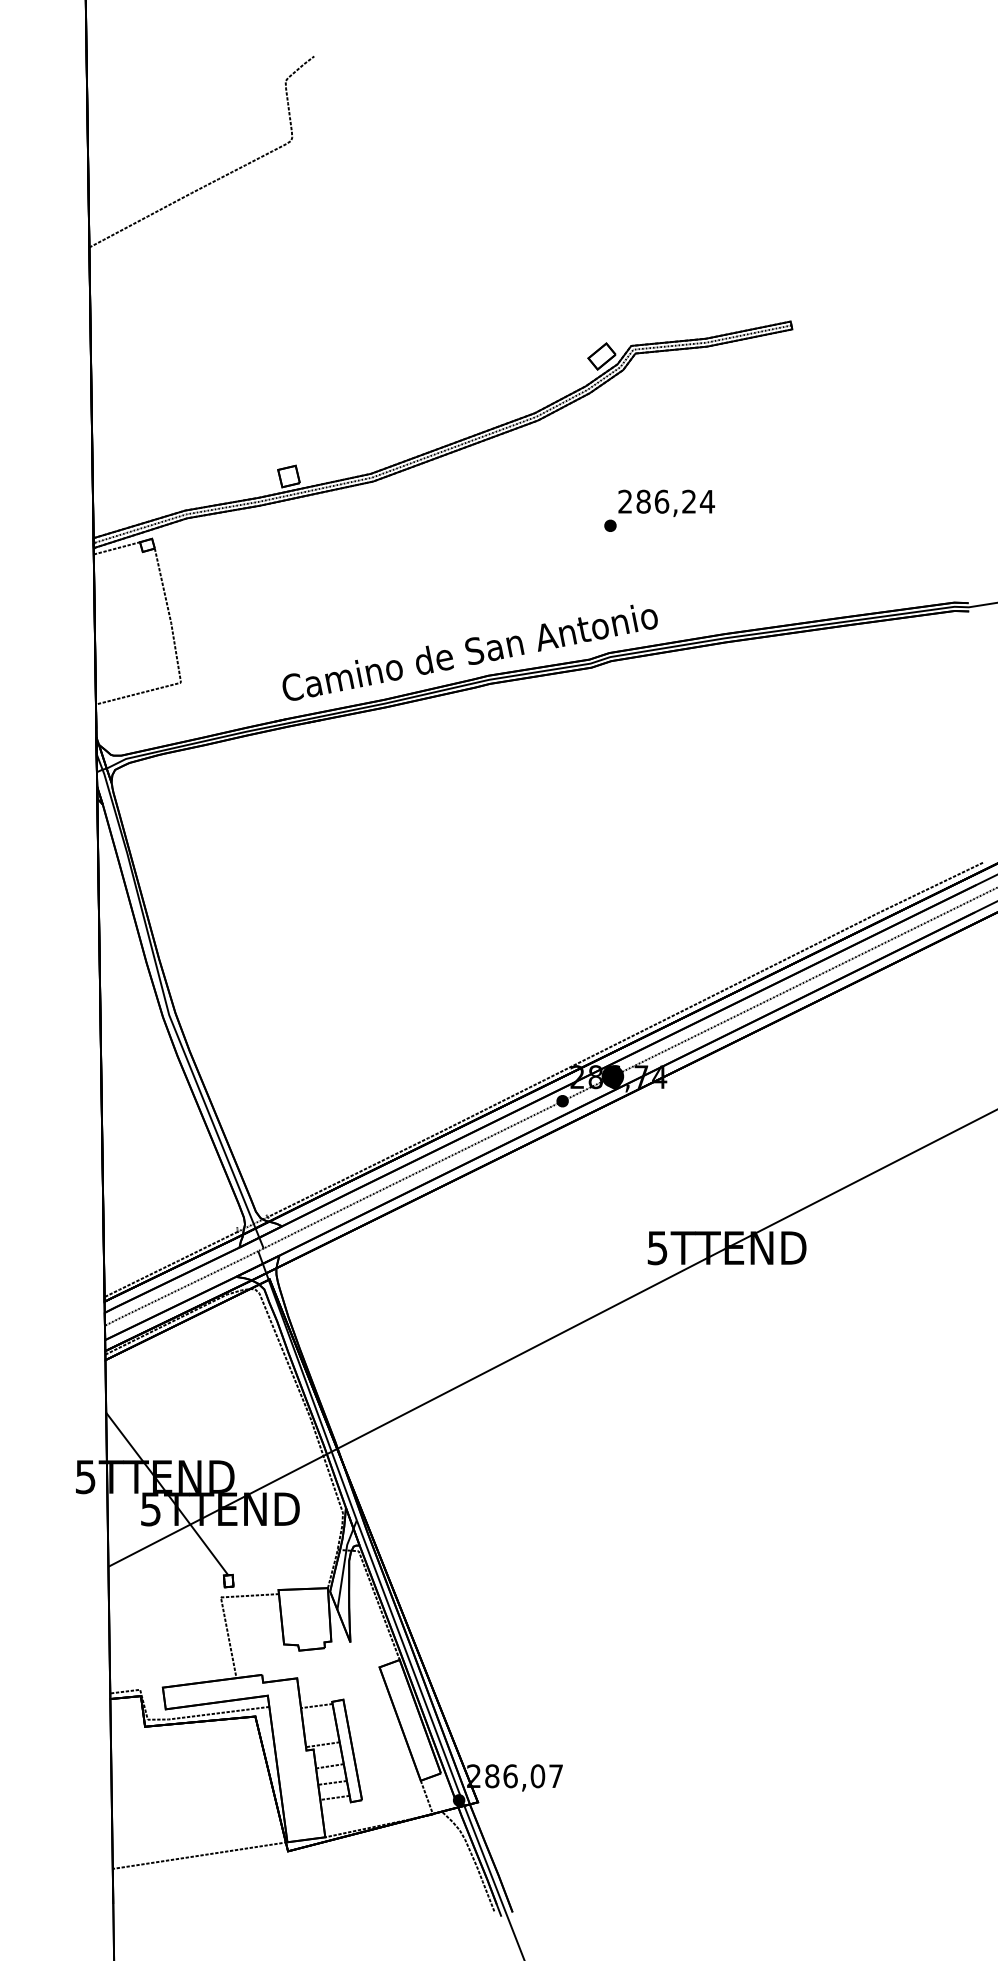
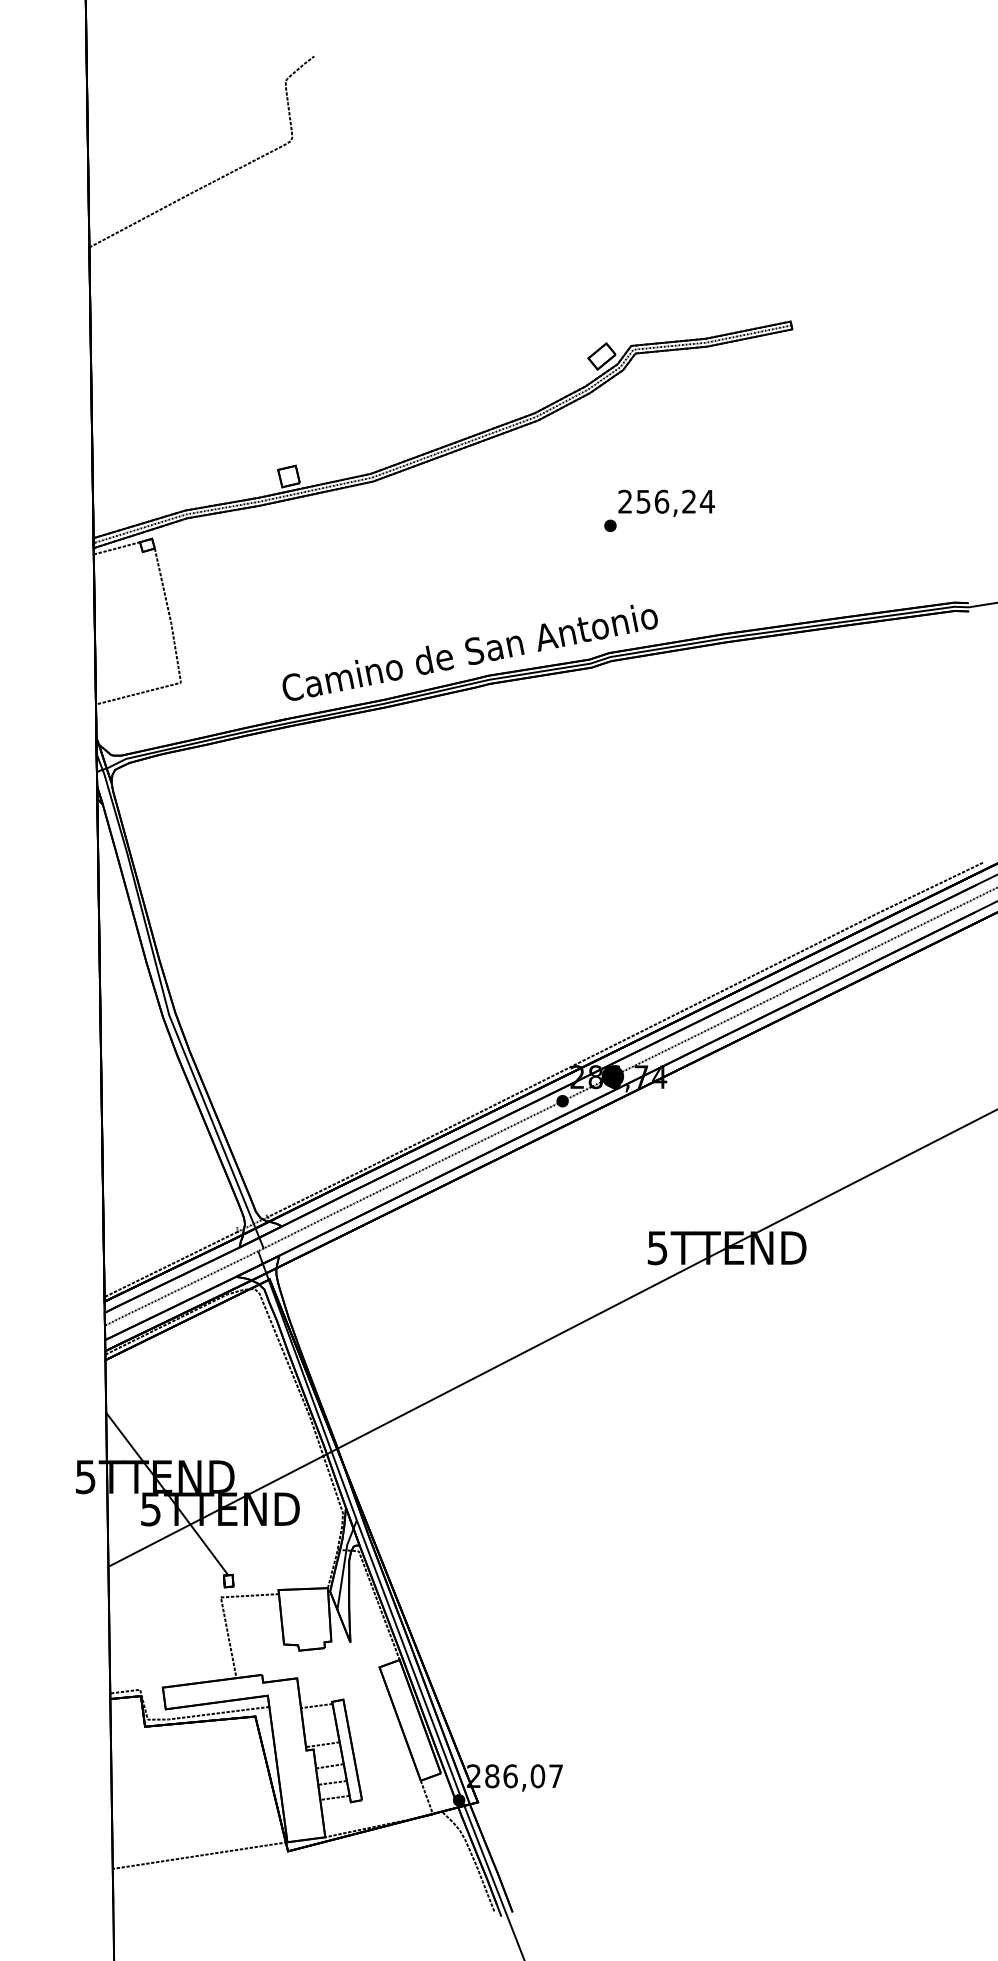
text: 286,24 -> 256,24 (643, 501)
